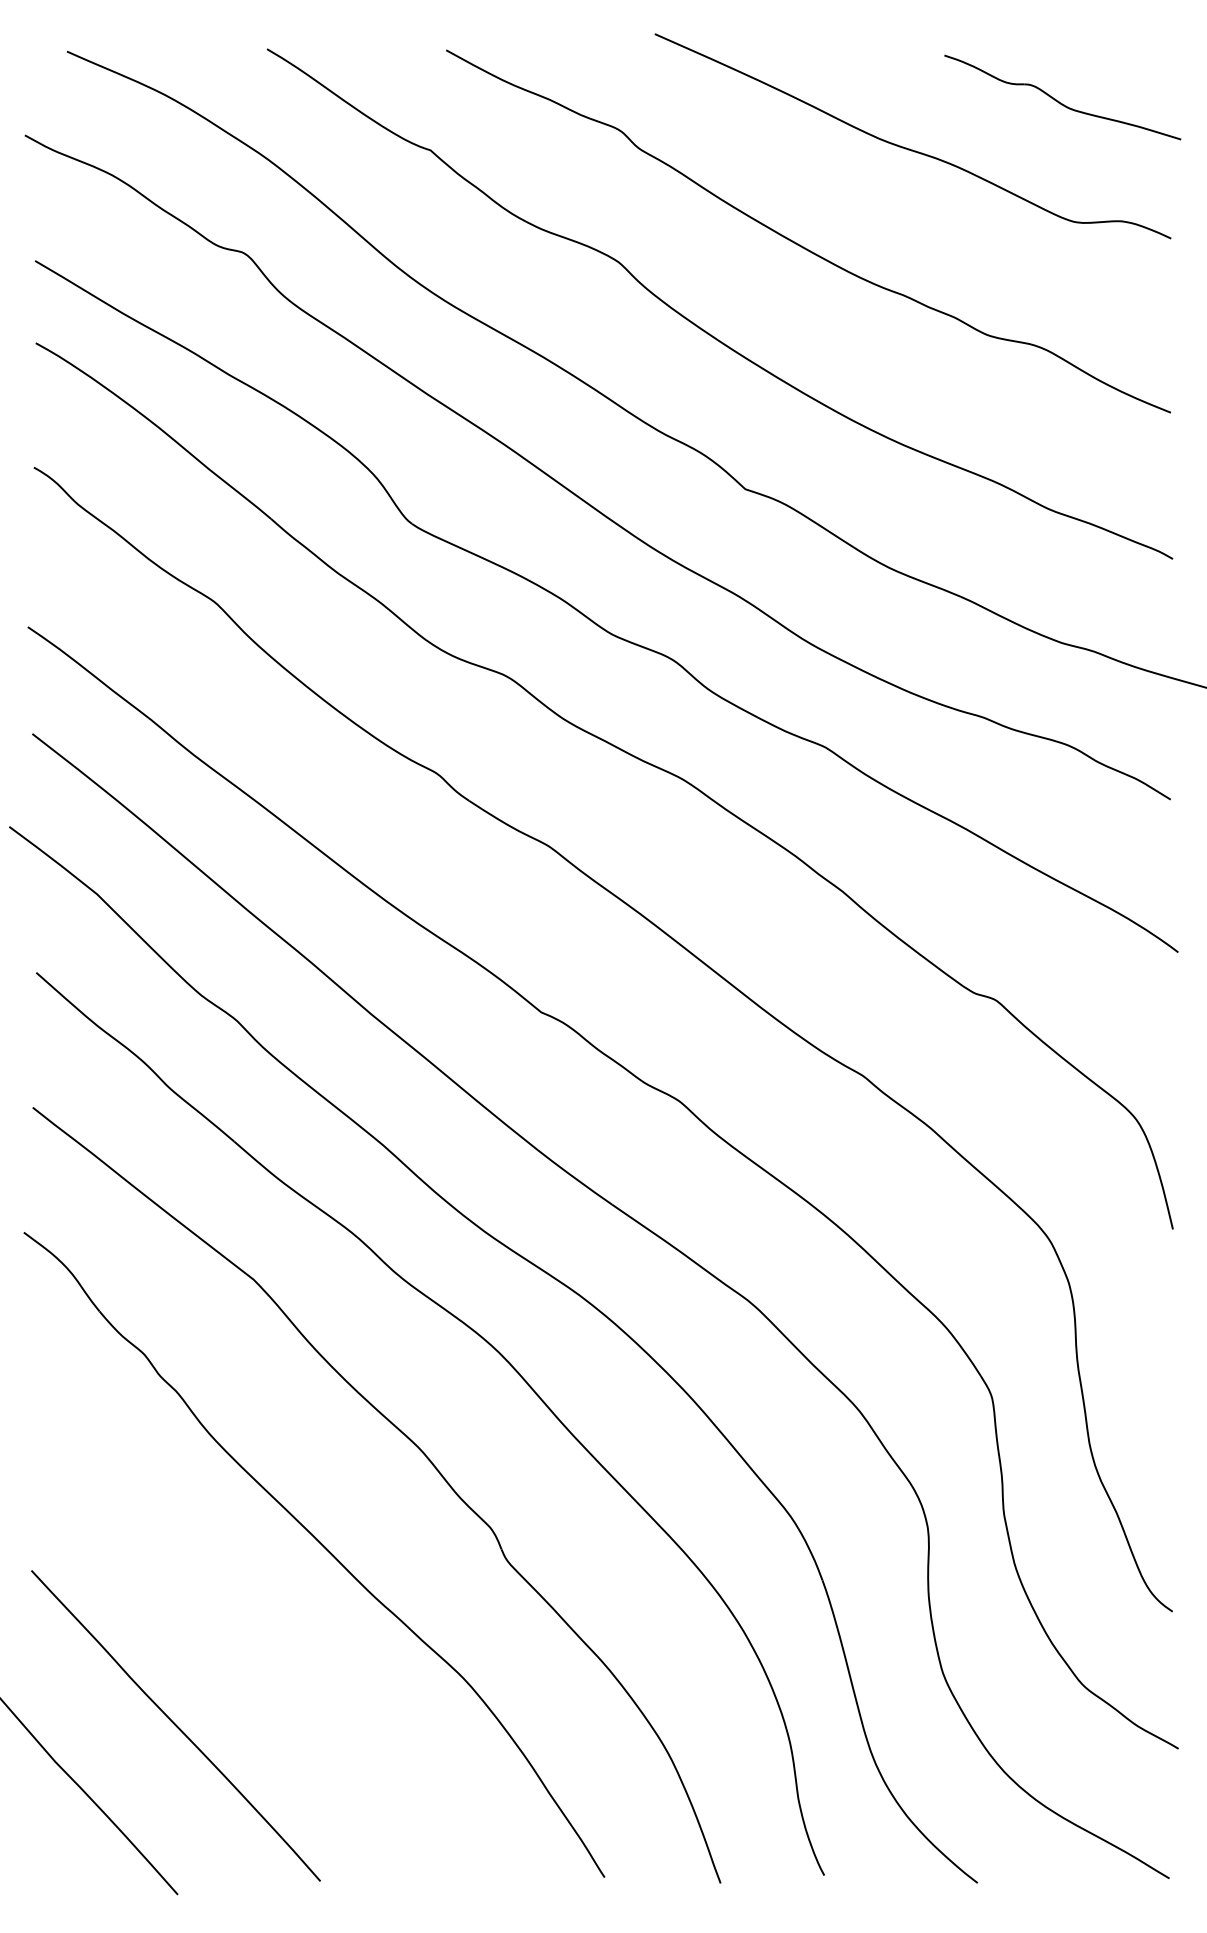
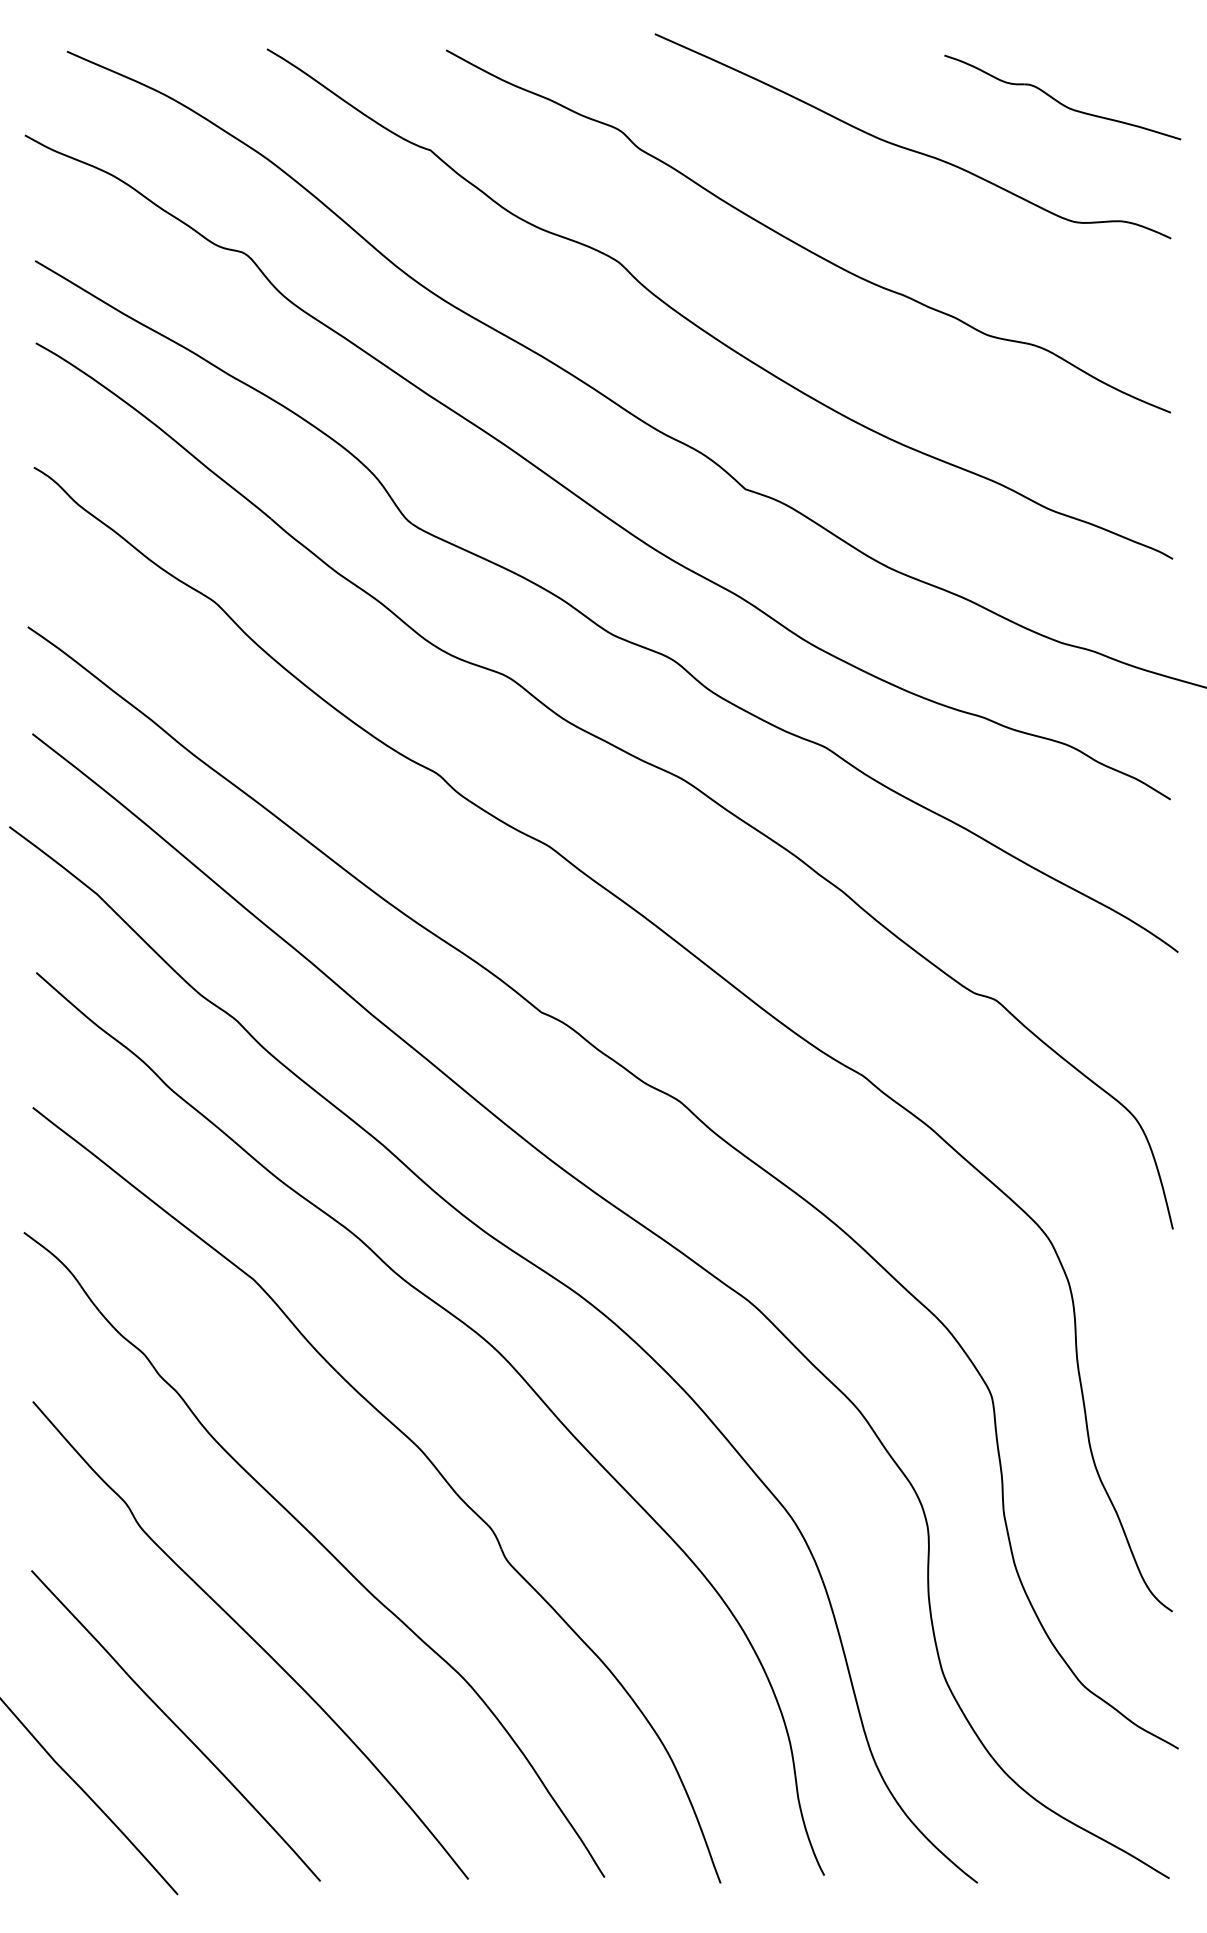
part: none -> present (250, 1640)
